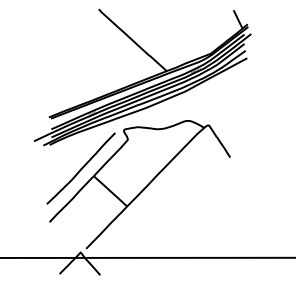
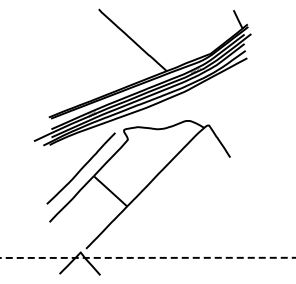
line: solid -> dashed (147, 257)
